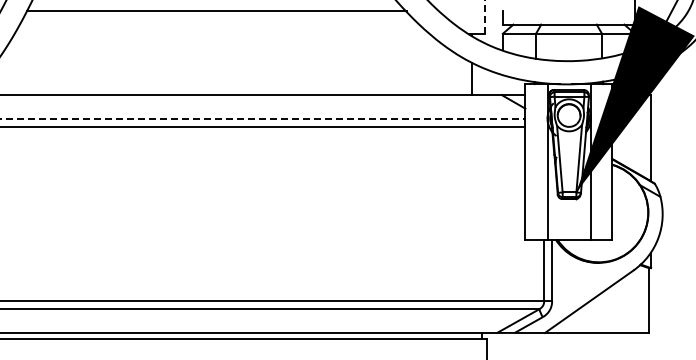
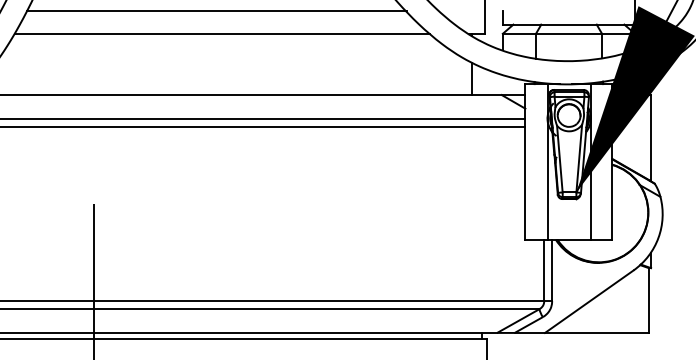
line: dashed -> solid (485, 16)
line: none -> present (222, 33)
line: dashed -> solid (263, 118)
line: none -> present (94, 279)
